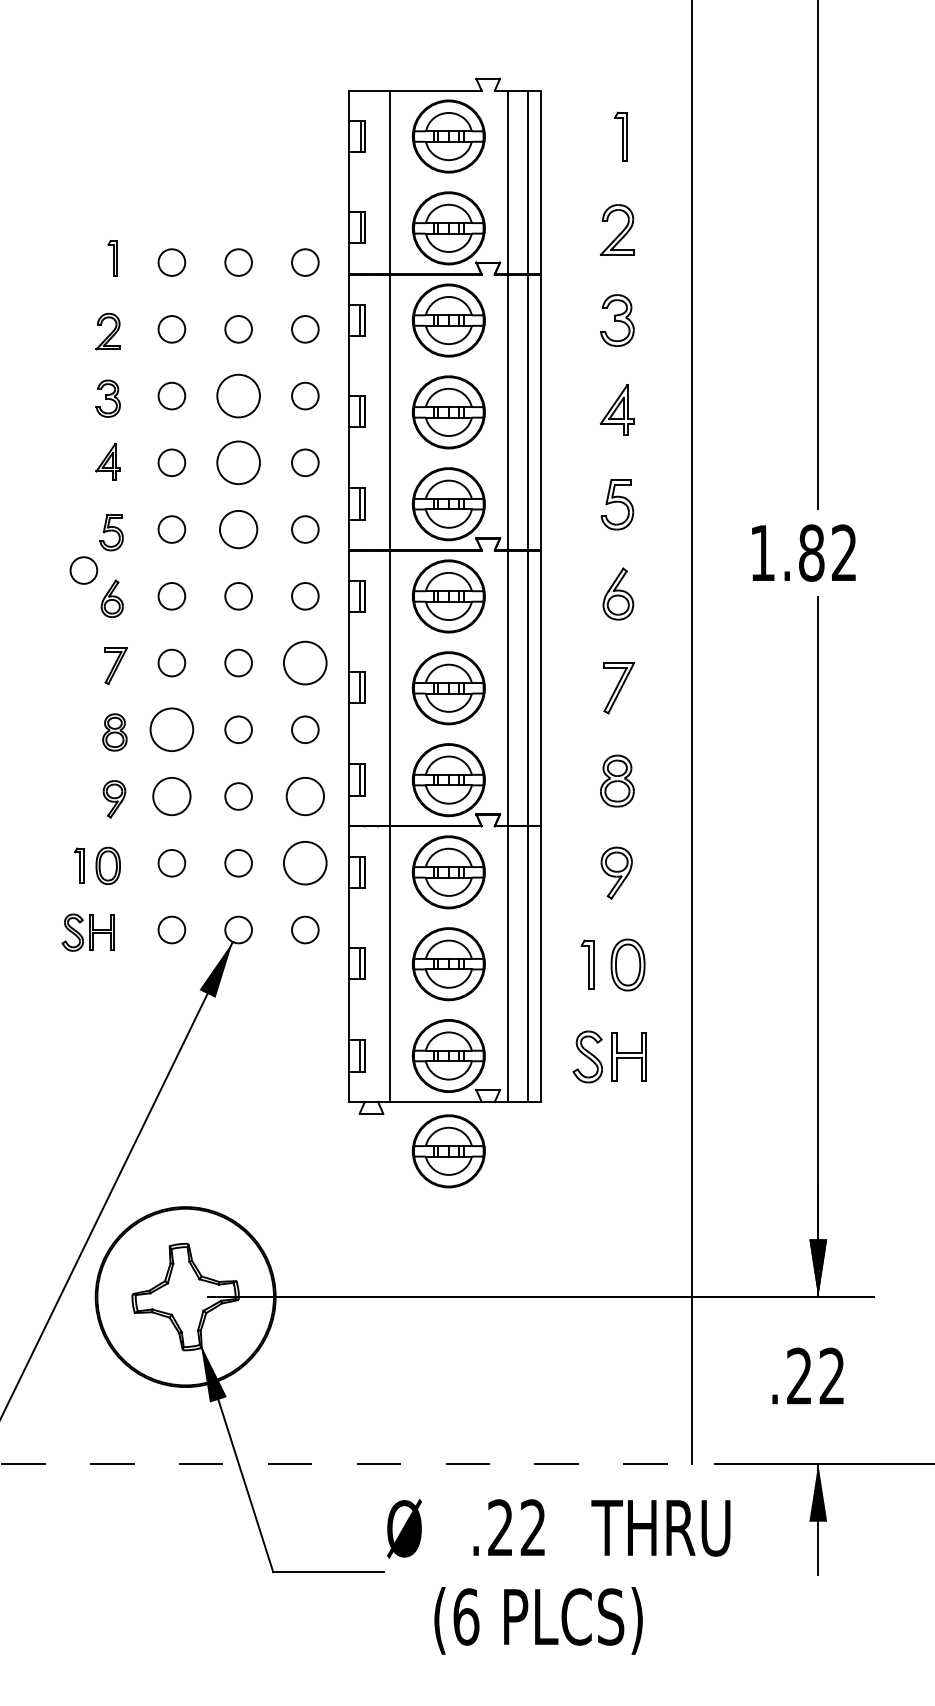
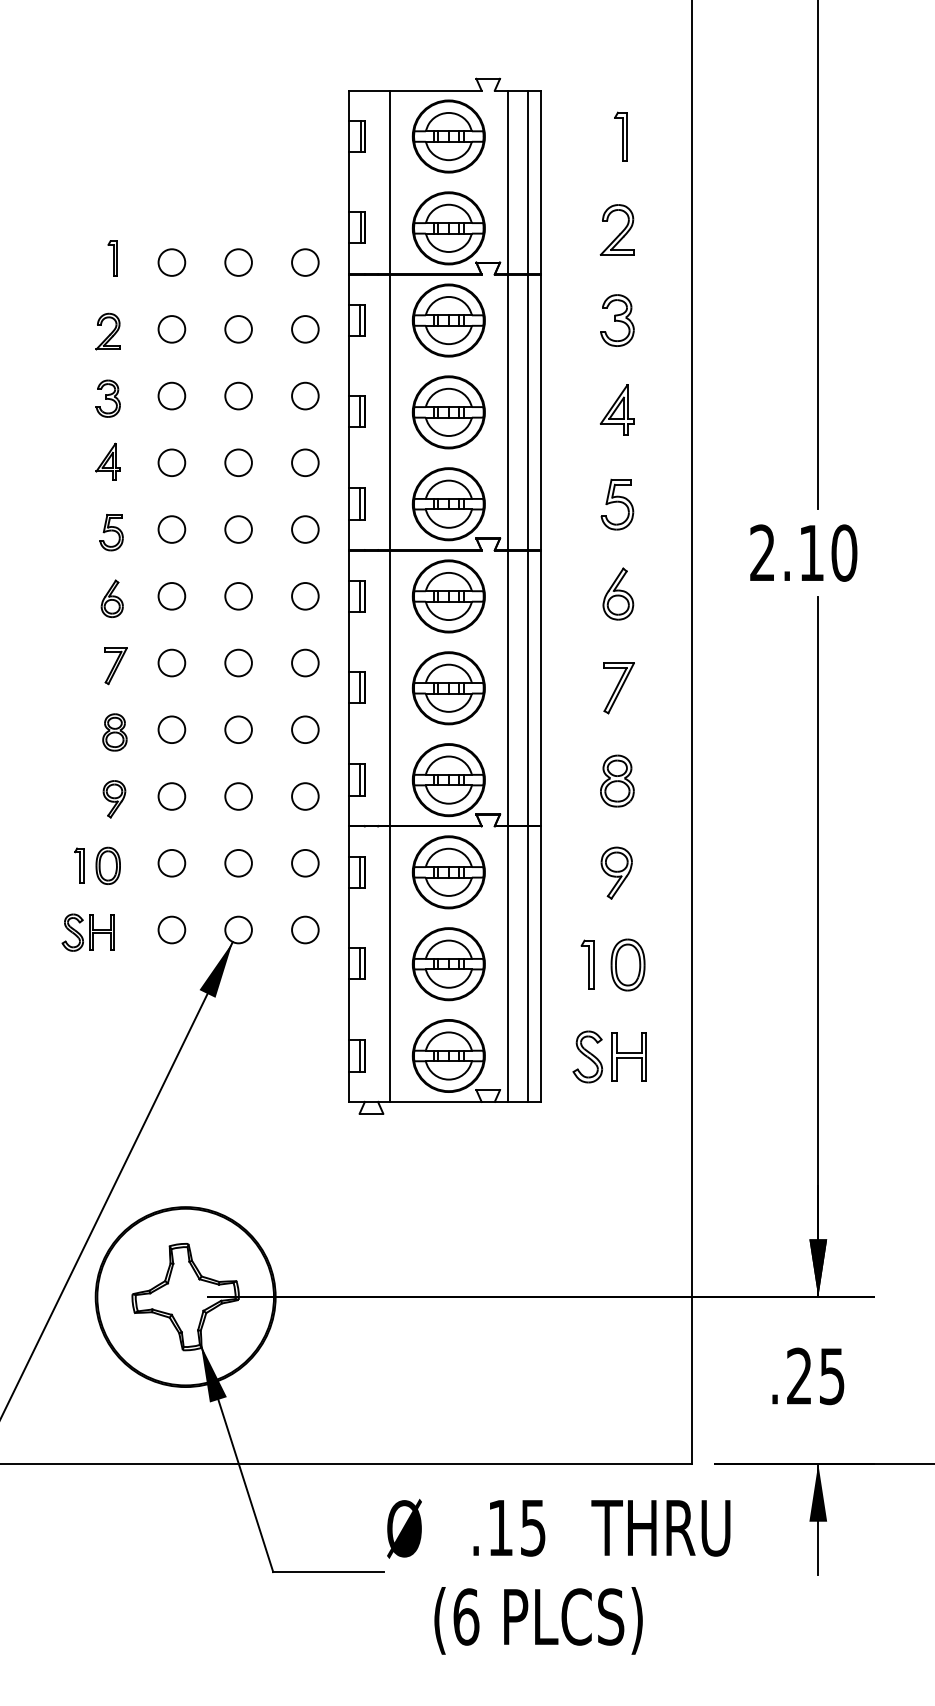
circle diameter: 43 px -> 27 px (238, 395)
circle diameter: 43 px -> 27 px (238, 462)
circle diameter: 37 px -> 27 px (238, 529)
text: 1.82 -> 2.10 (803, 552)
circle: present -> none (83, 570)
circle size: 45x46 px -> 29x30 px (305, 662)
circle diameter: 43 px -> 27 px (171, 729)
circle diameter: 37 px -> 27 px (171, 796)
circle diameter: 37 px -> 27 px (305, 796)
circle size: 45x45 px -> 29x29 px (305, 863)
part: present -> none (448, 1151)
text: .22 -> .25 (831, 1376)
line: dashed -> solid (346, 1463)
text: .22 -> .15 (516, 1527)
